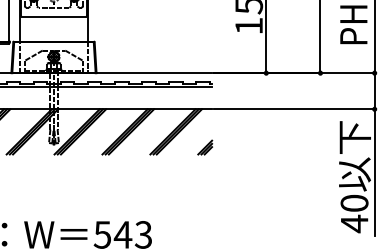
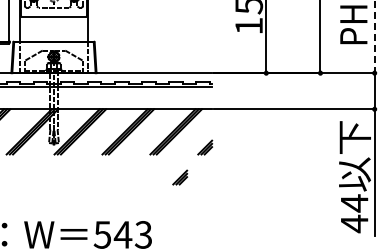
line: solid -> dashed (374, 37)
part: none -> present (180, 177)
text: 40 -> 44 (354, 203)
